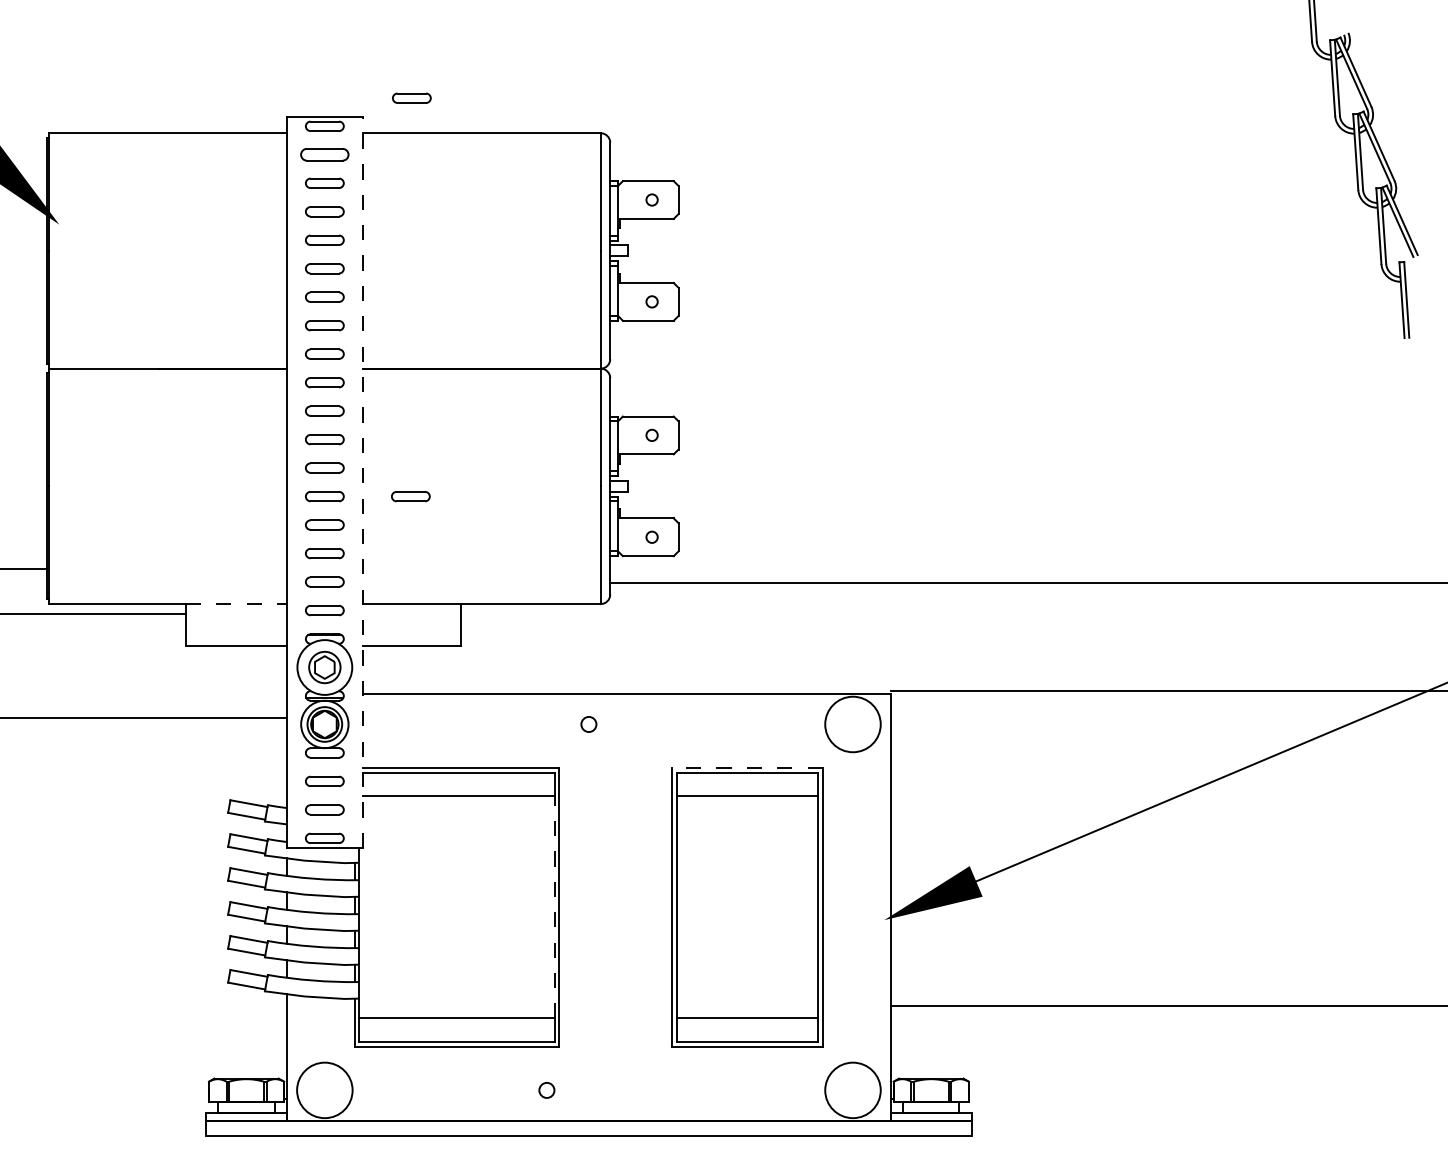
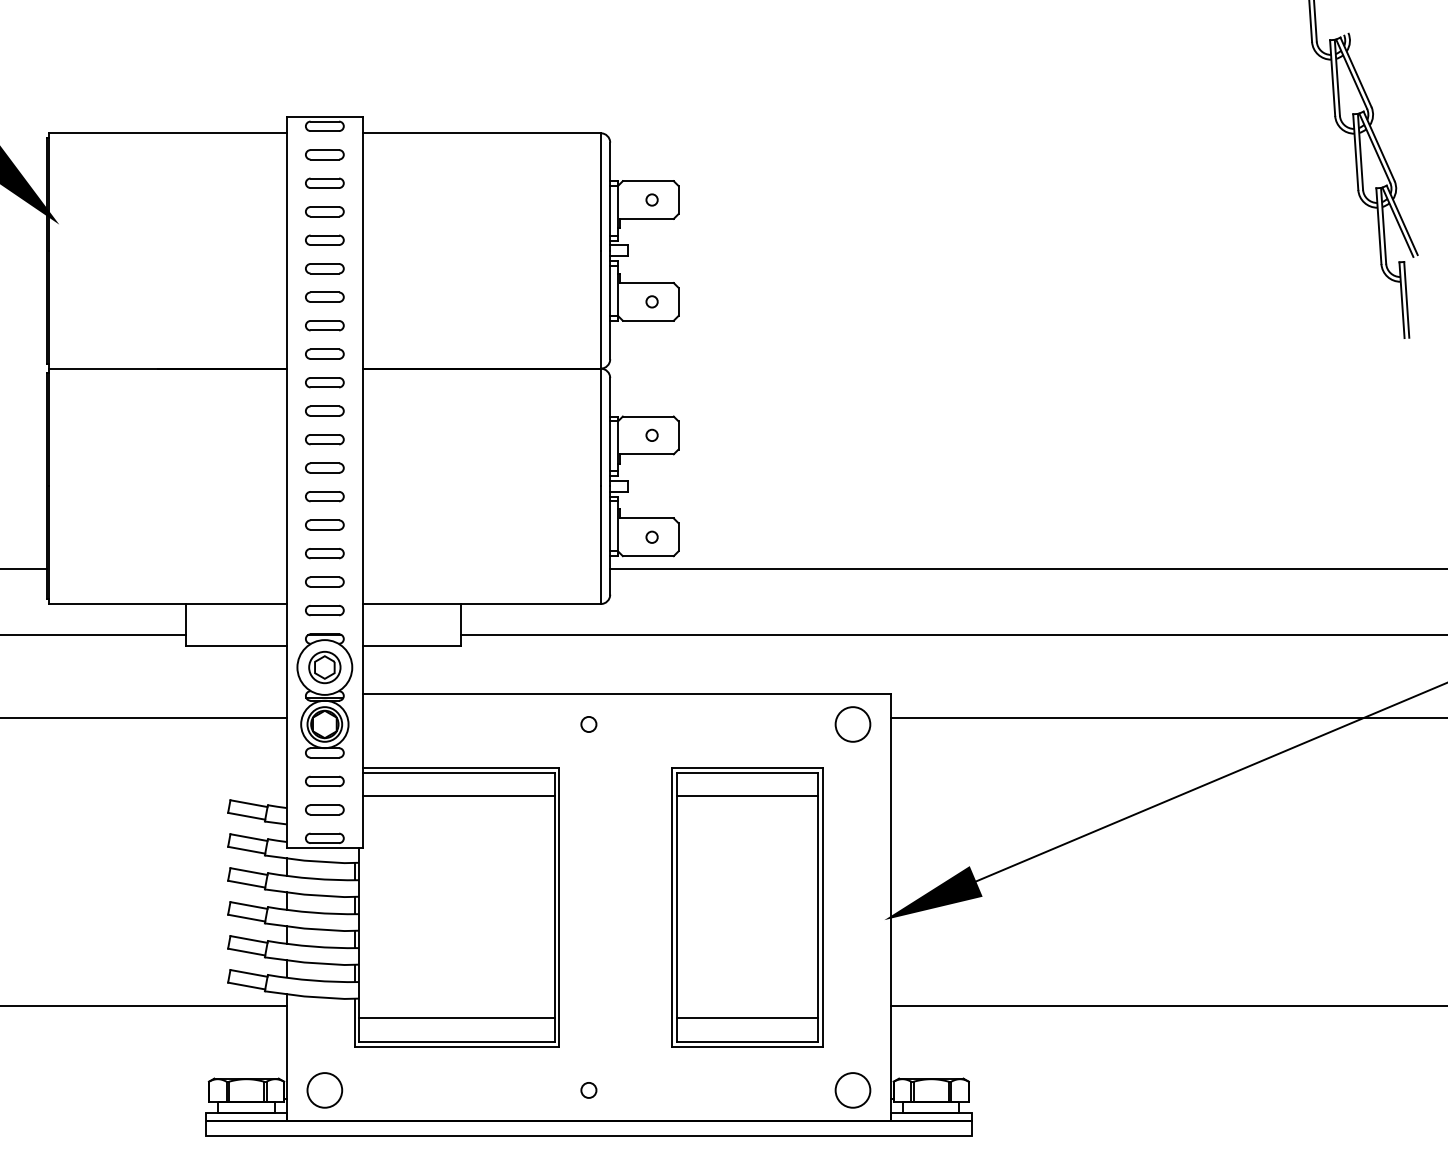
part: present -> none (411, 97)
part size: 50x14 px -> 40x12 px (324, 154)
line: dashed -> solid (362, 482)
part: present -> none (410, 496)
line position: (1027, 582) -> (1027, 568) (1027, 568)
line: dashed -> solid (236, 604)
line position: (93, 613) -> (93, 634) (93, 634)
line: none -> present (952, 634)
line position: (1167, 691) -> (1167, 718) (1167, 718)
circle diameter: 56 px -> 35 px (852, 724)
line: dashed -> solid (746, 767)
line: dashed -> solid (554, 906)
line: none -> present (144, 1005)
circle diameter: 56 px -> 35 px (324, 1090)
circle position: (546, 1090) -> (588, 1090) (588, 1090)
circle diameter: 56 px -> 35 px (852, 1090)
